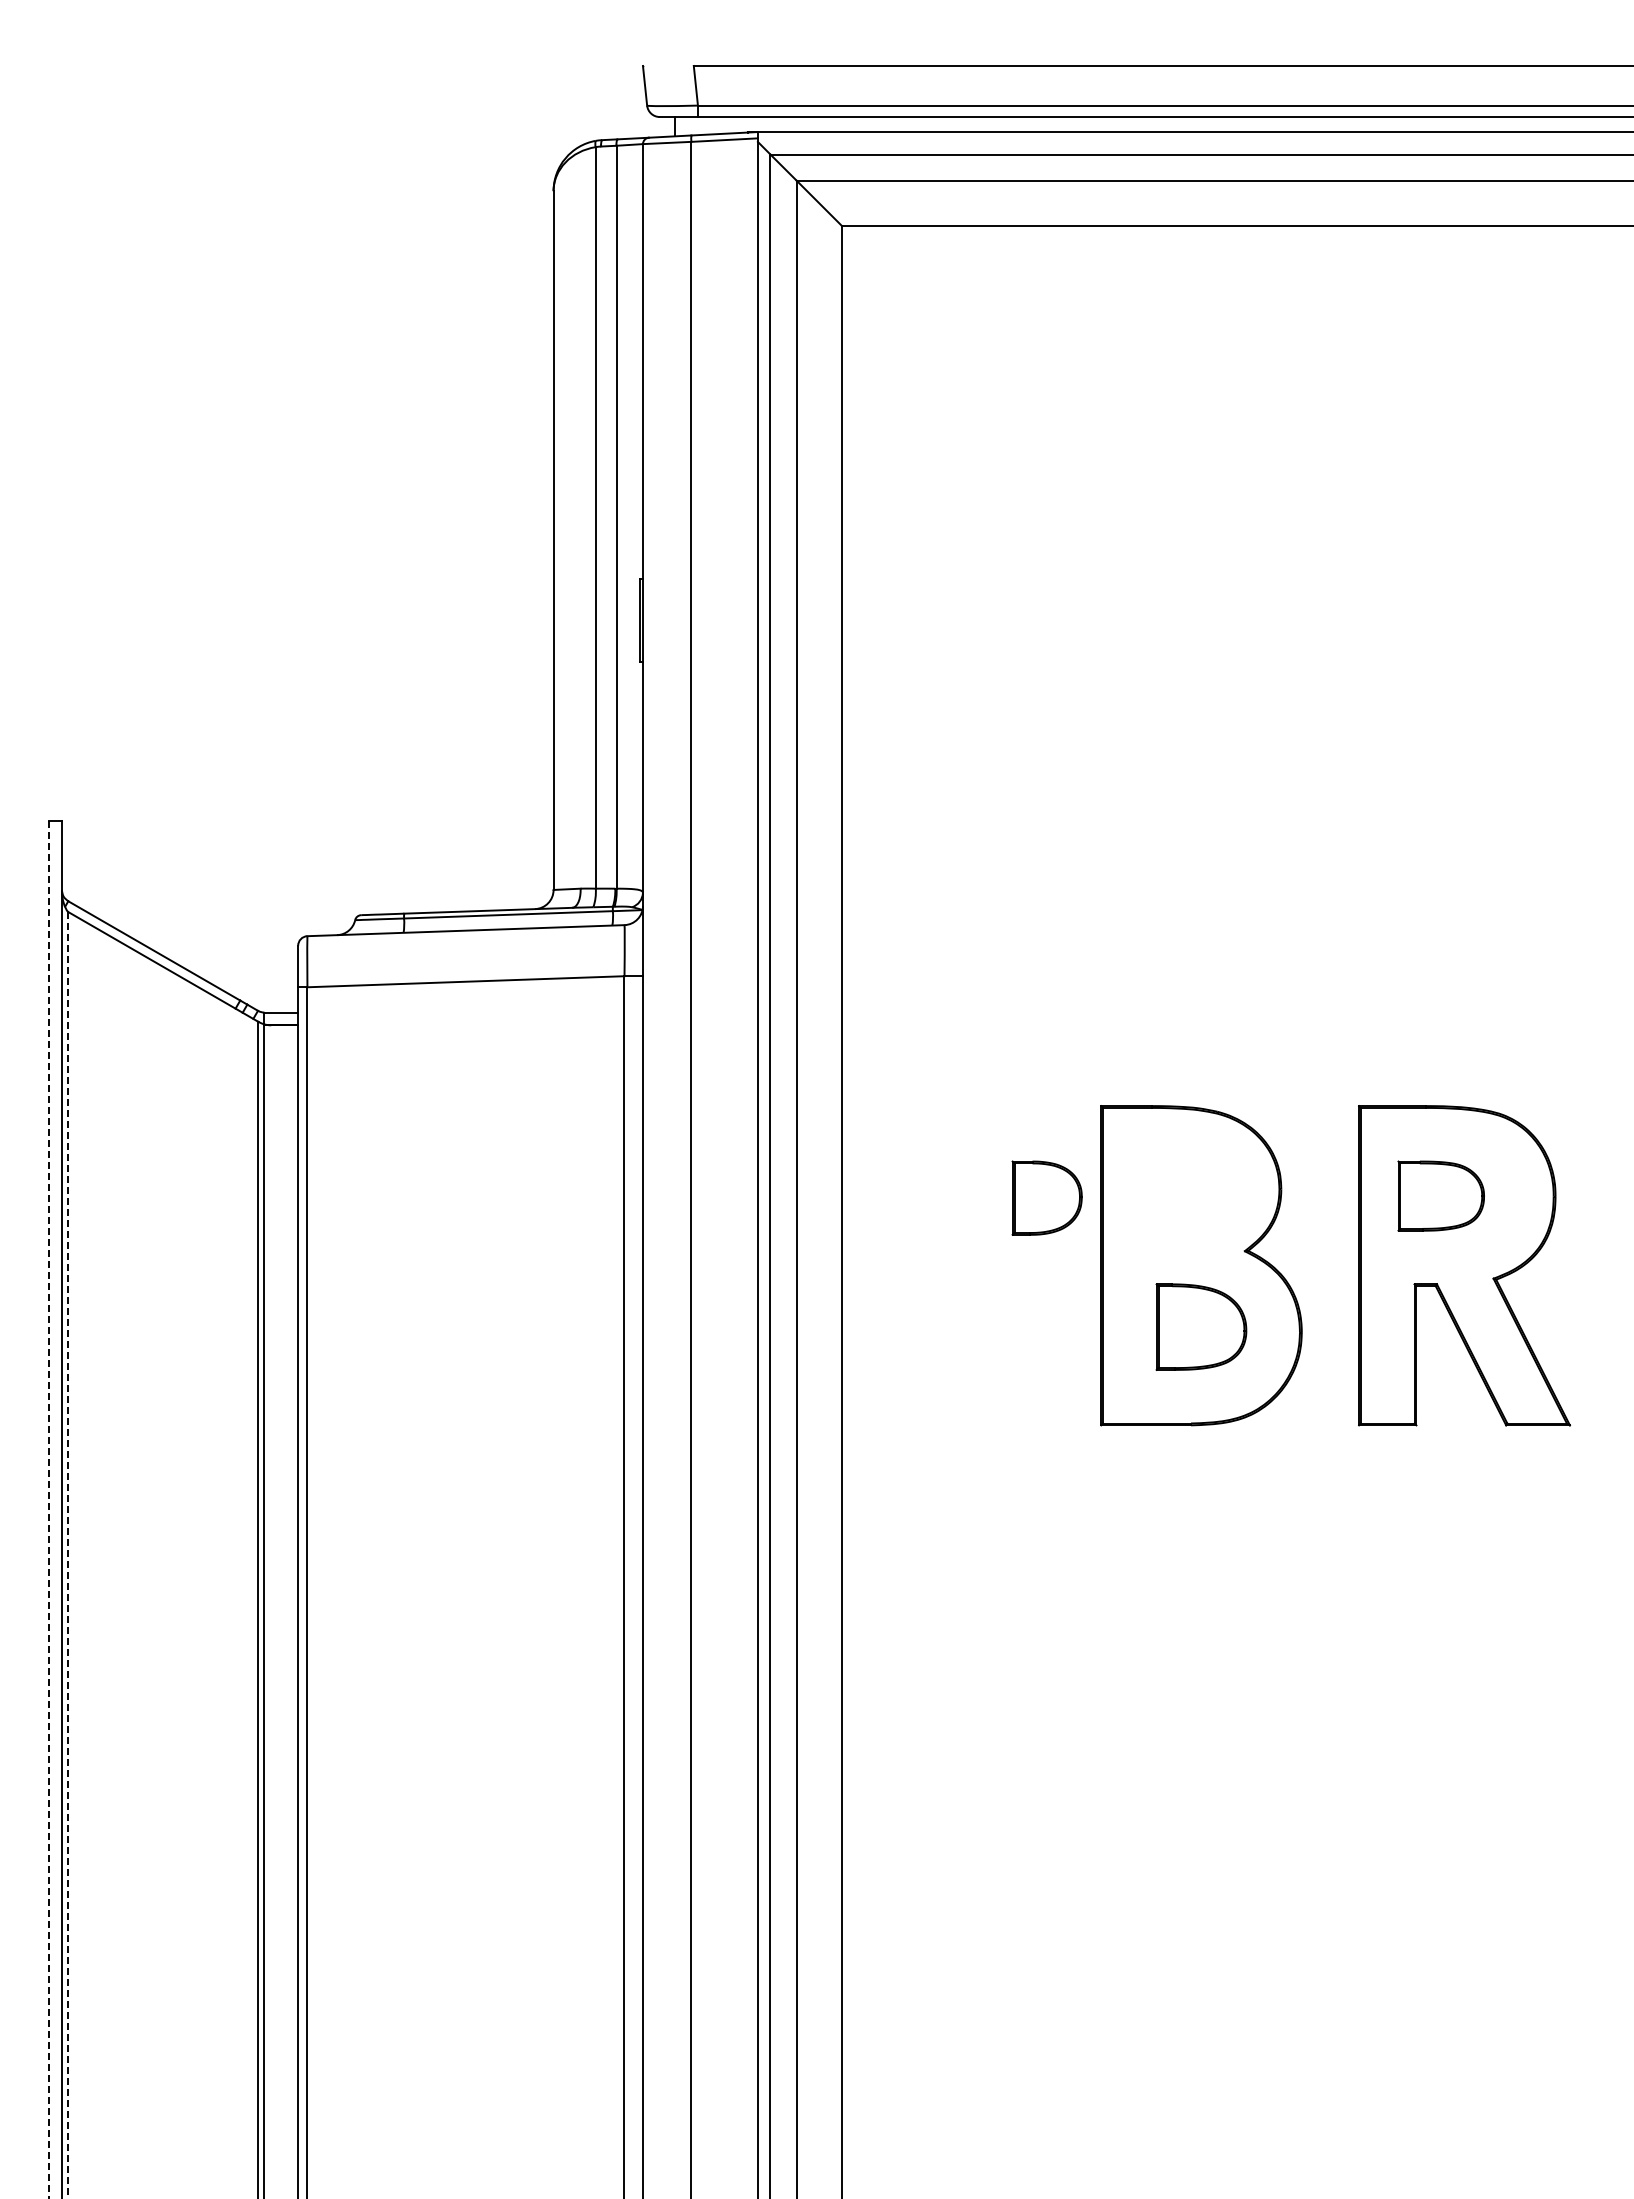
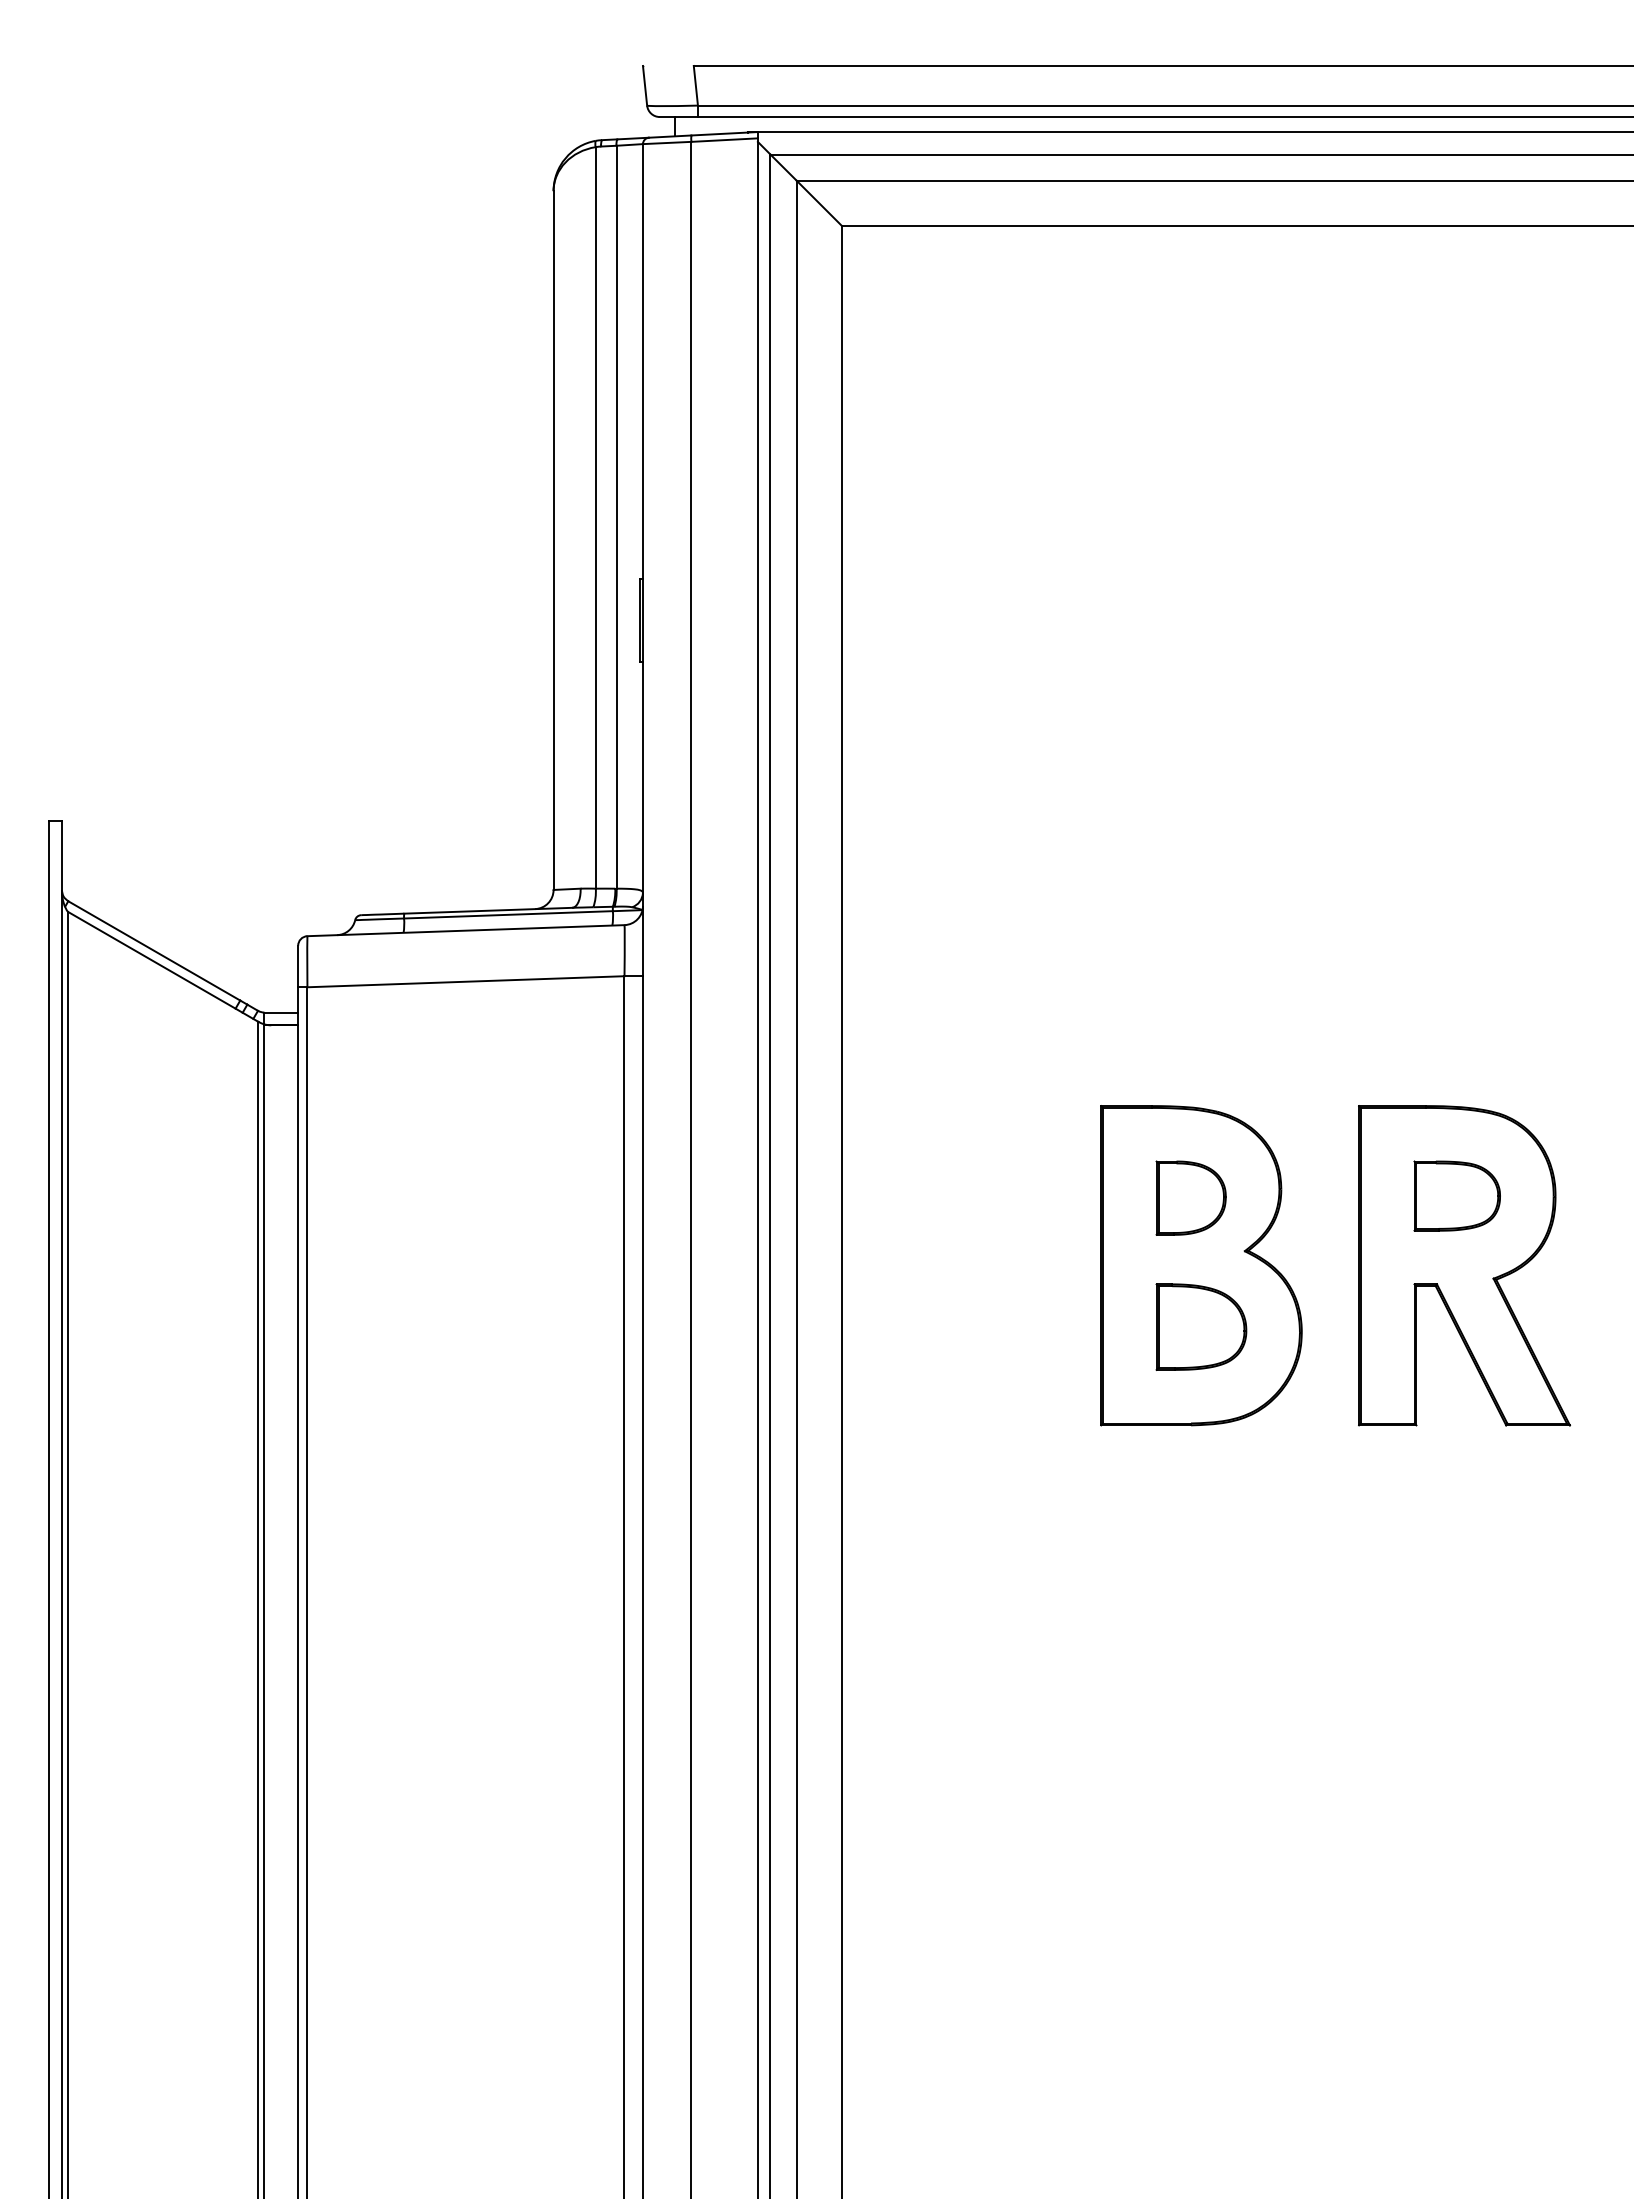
part position: (1440, 1195) -> (1456, 1195) (1456, 1195)
part position: (1046, 1197) -> (1190, 1197) (1190, 1197)
line: dashed -> solid (49, 1509)
line: dashed -> solid (68, 1555)
